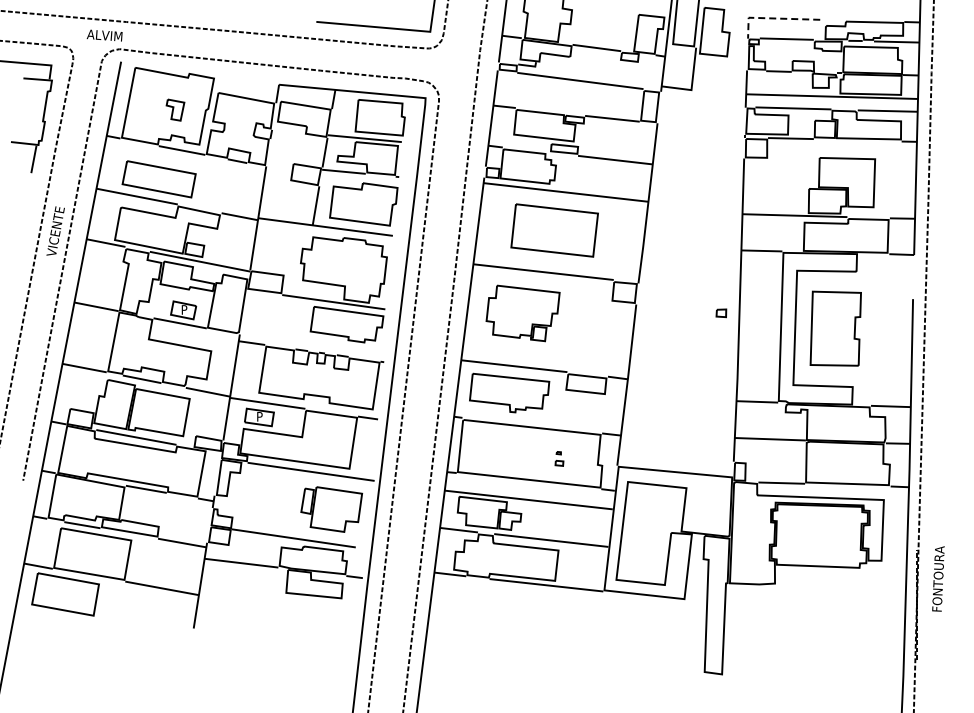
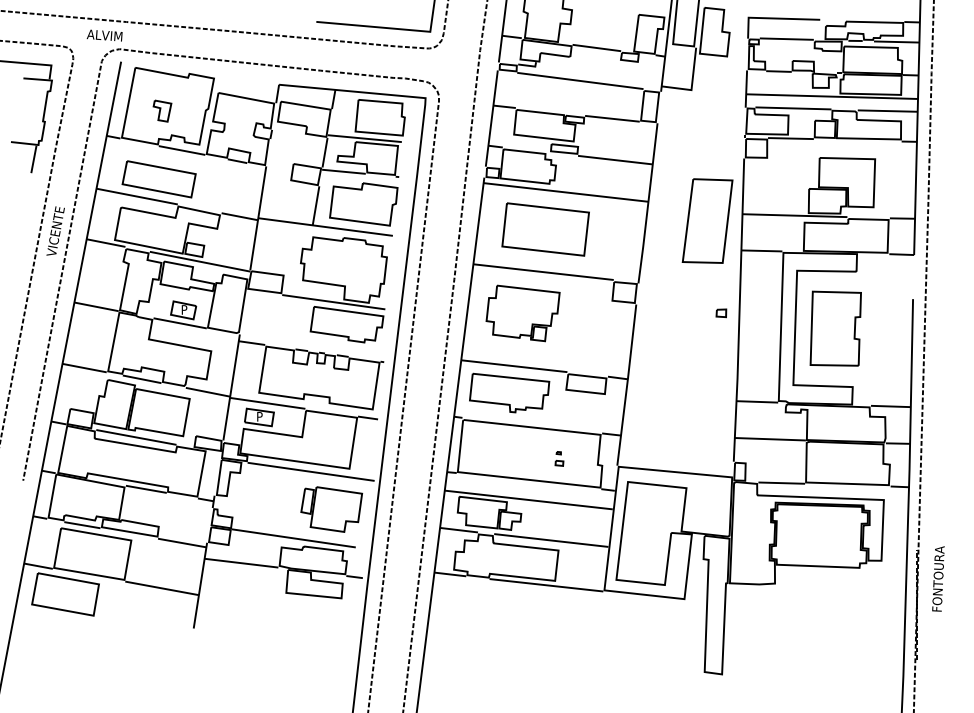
line: dashed -> solid (773, 18)
part position: (175, 109) -> (162, 110) (162, 110)
part: none -> present (707, 220)
part position: (554, 230) -> (545, 229) (545, 229)
